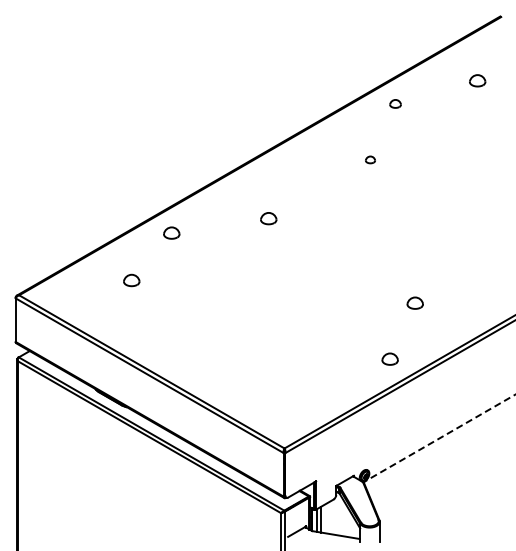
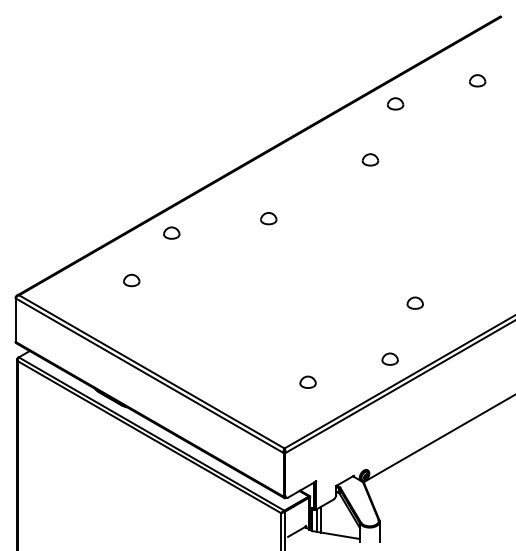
part size: 13x10 px -> 19x14 px (395, 103)
part size: 11x10 px -> 19x14 px (370, 159)
part: none -> present (307, 381)
line: dashed -> solid (439, 438)
